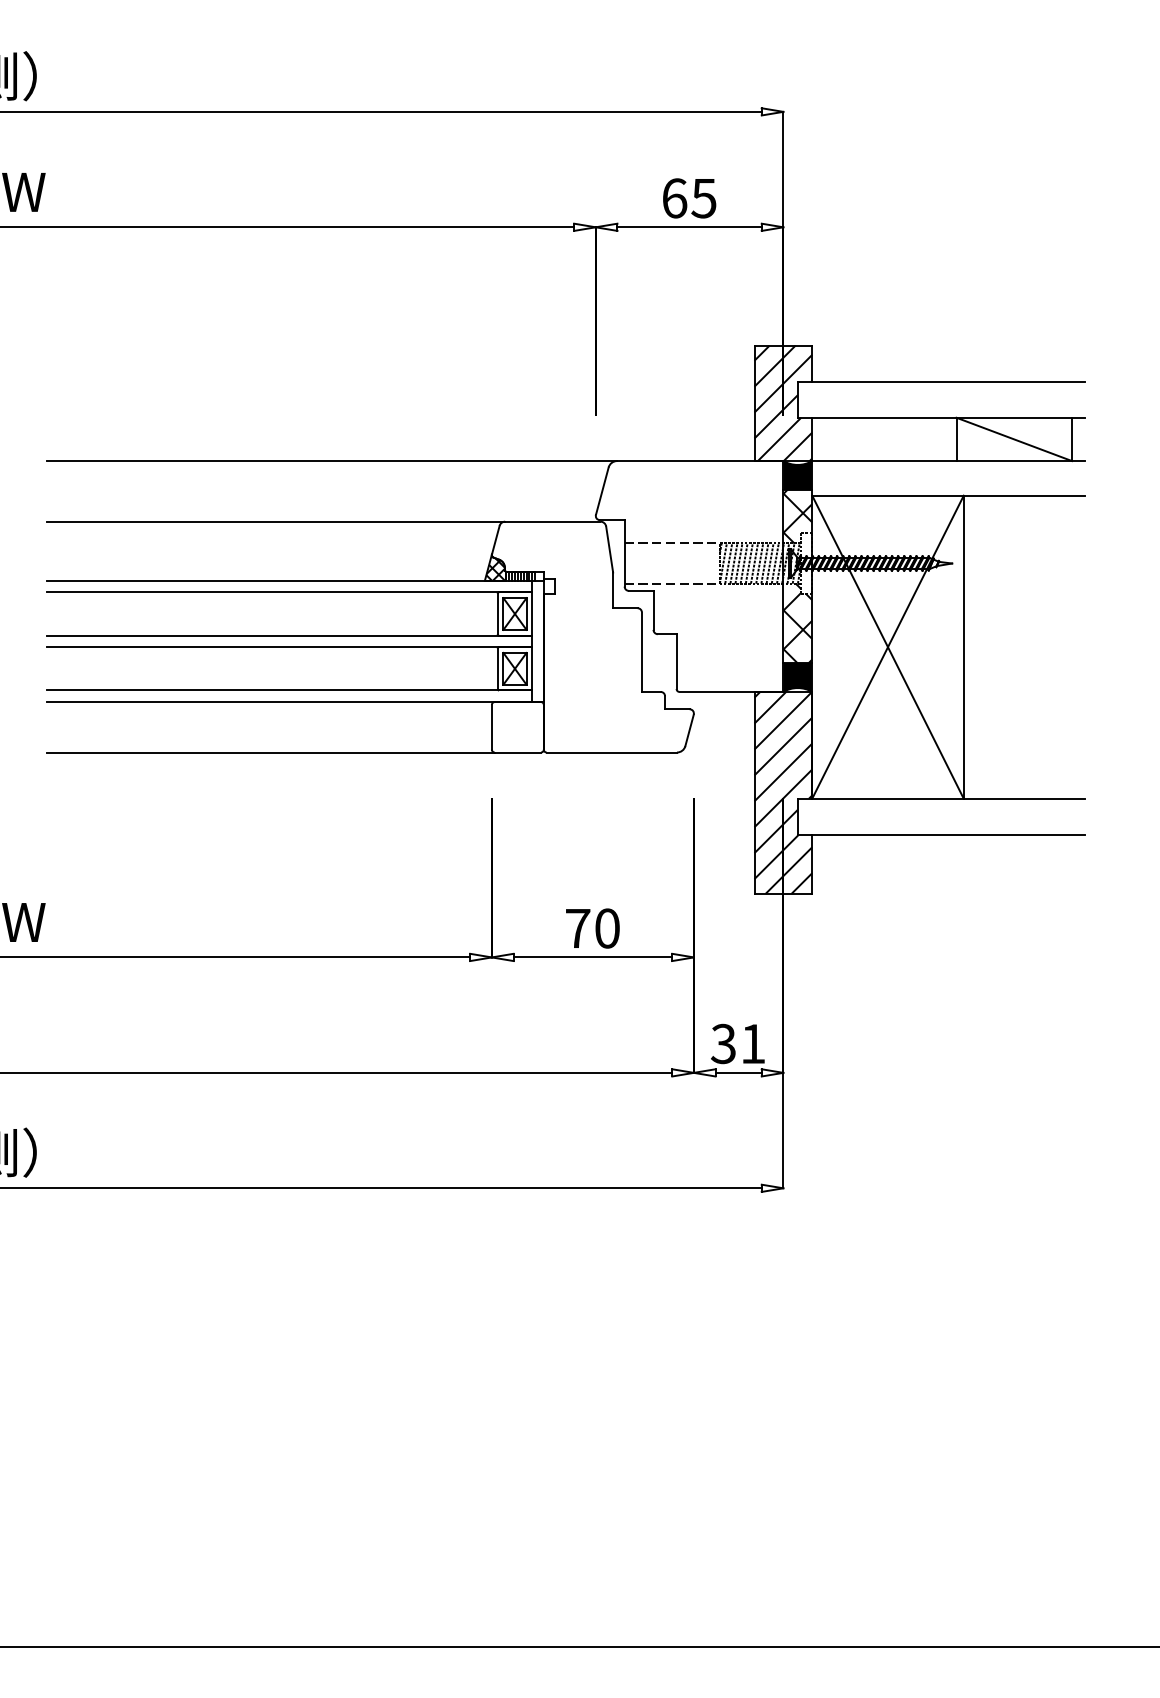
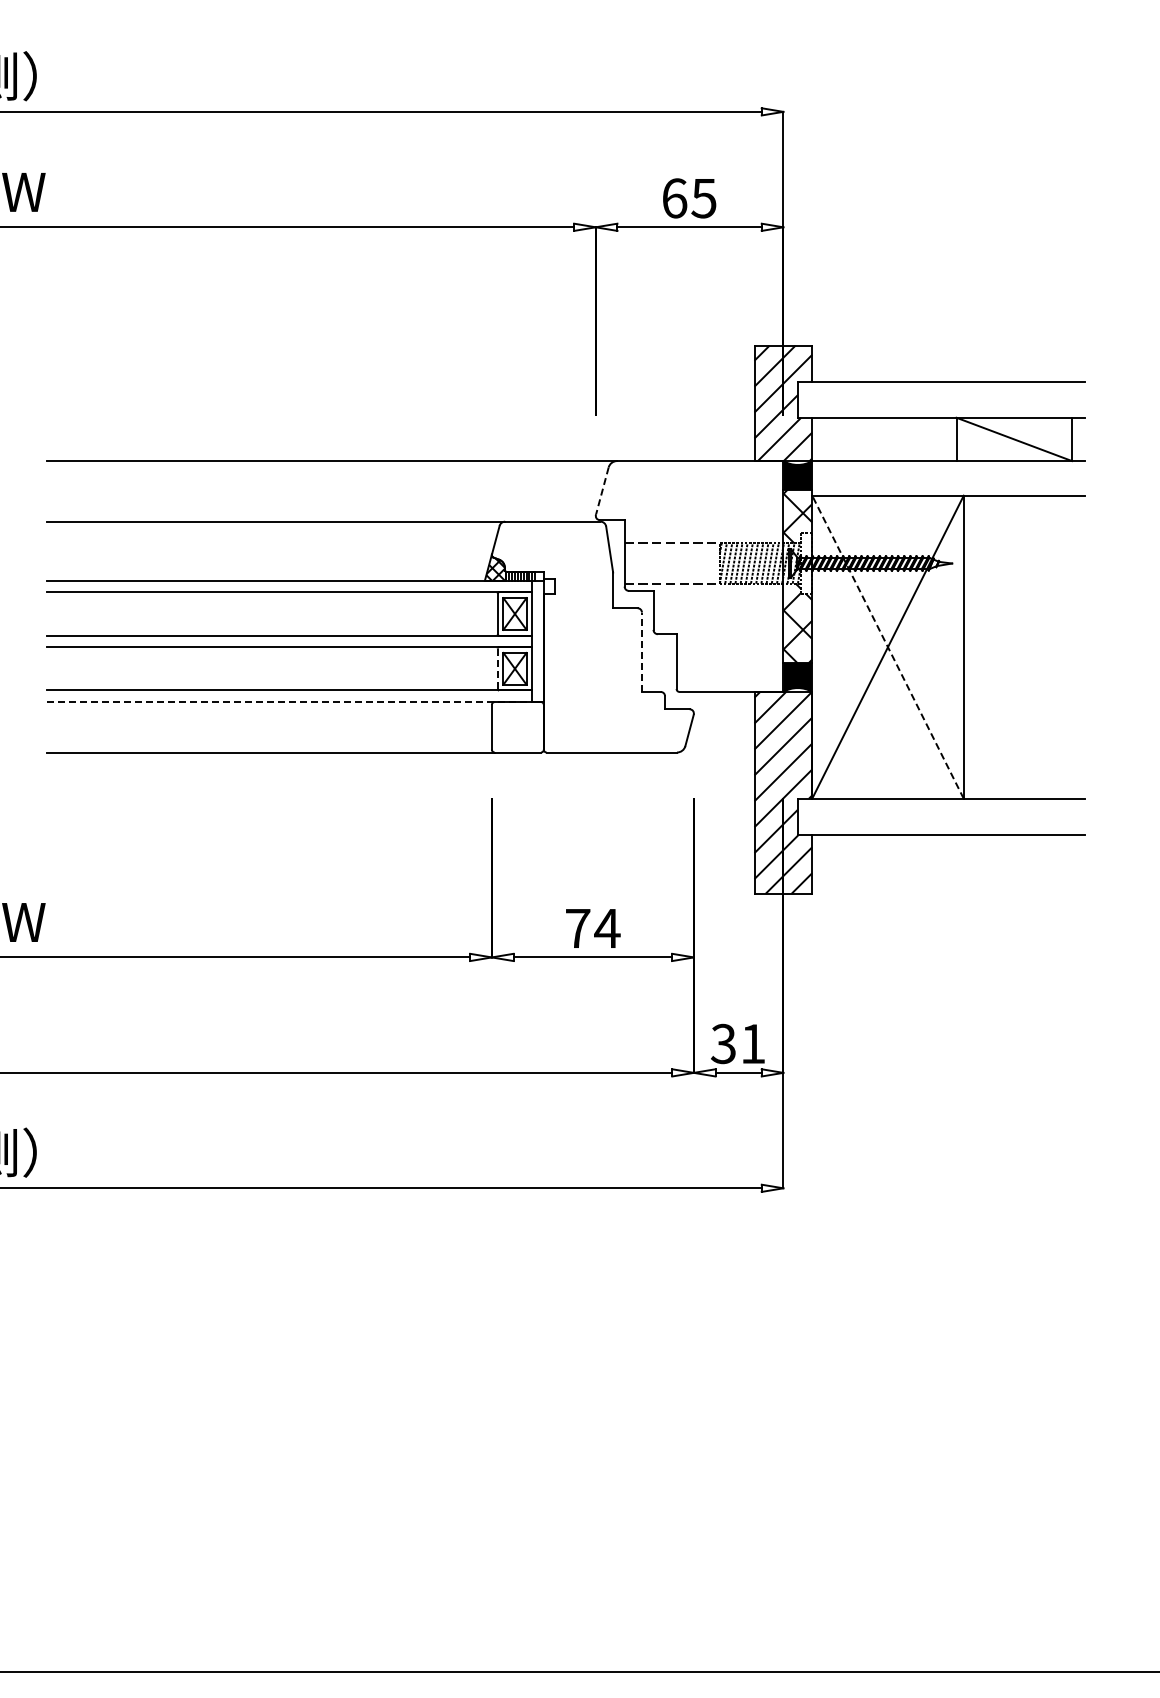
line: solid -> dashed (602, 491)
line: solid -> dashed (887, 646)
line: solid -> dashed (641, 652)
line: solid -> dashed (497, 669)
line: solid -> dashed (290, 702)
text: 70 -> 74 (607, 928)
line position: (579, 1647) -> (579, 1672) (579, 1672)
